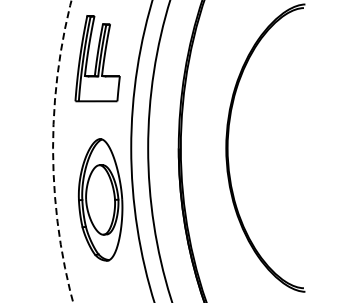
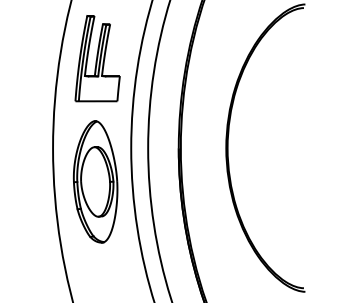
arc: dashed -> solid (53, 151)
part position: (100, 199) -> (95, 181) (95, 181)
